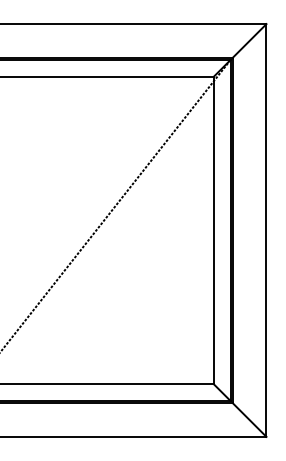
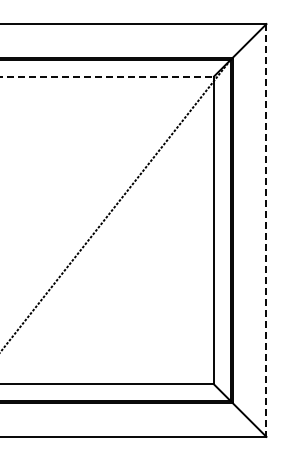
line: solid -> dashed (107, 76)
line: solid -> dashed (266, 230)
